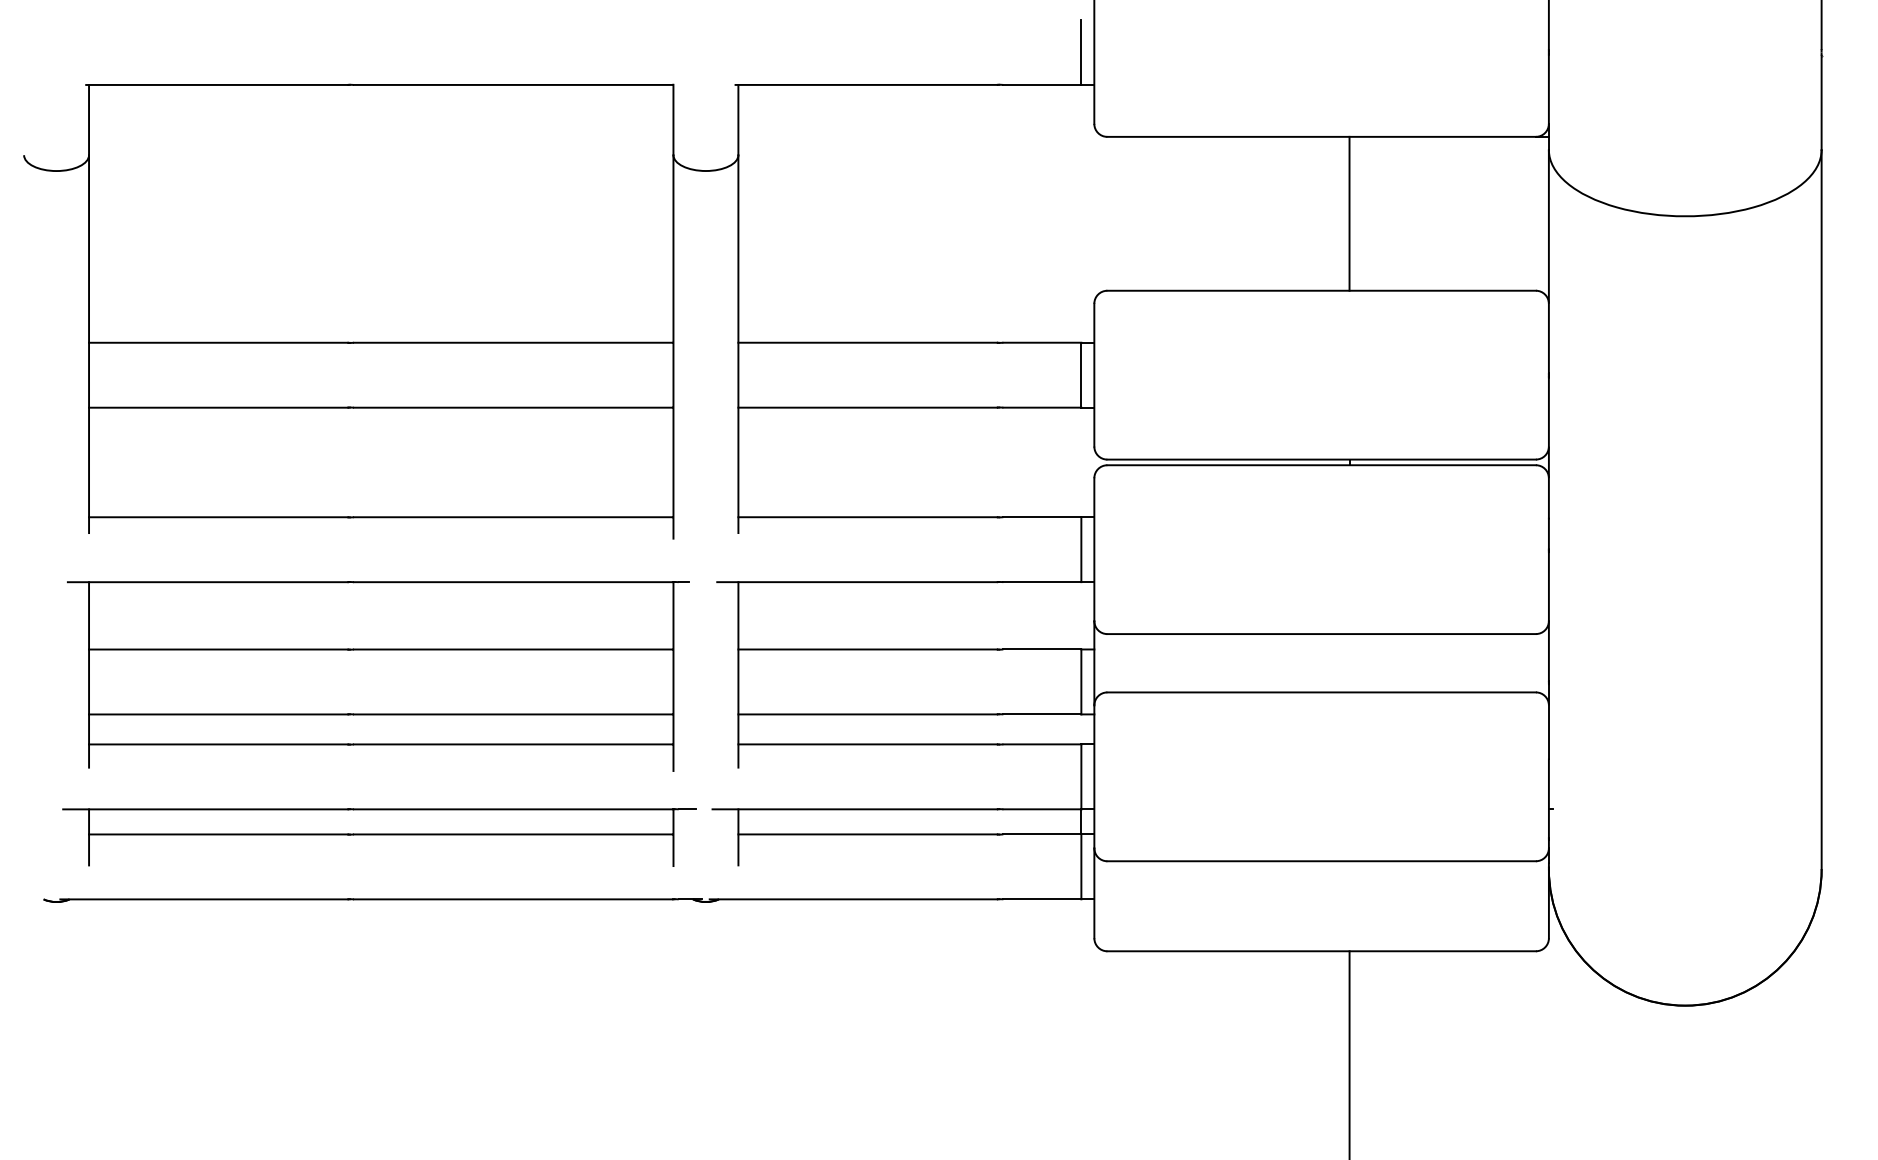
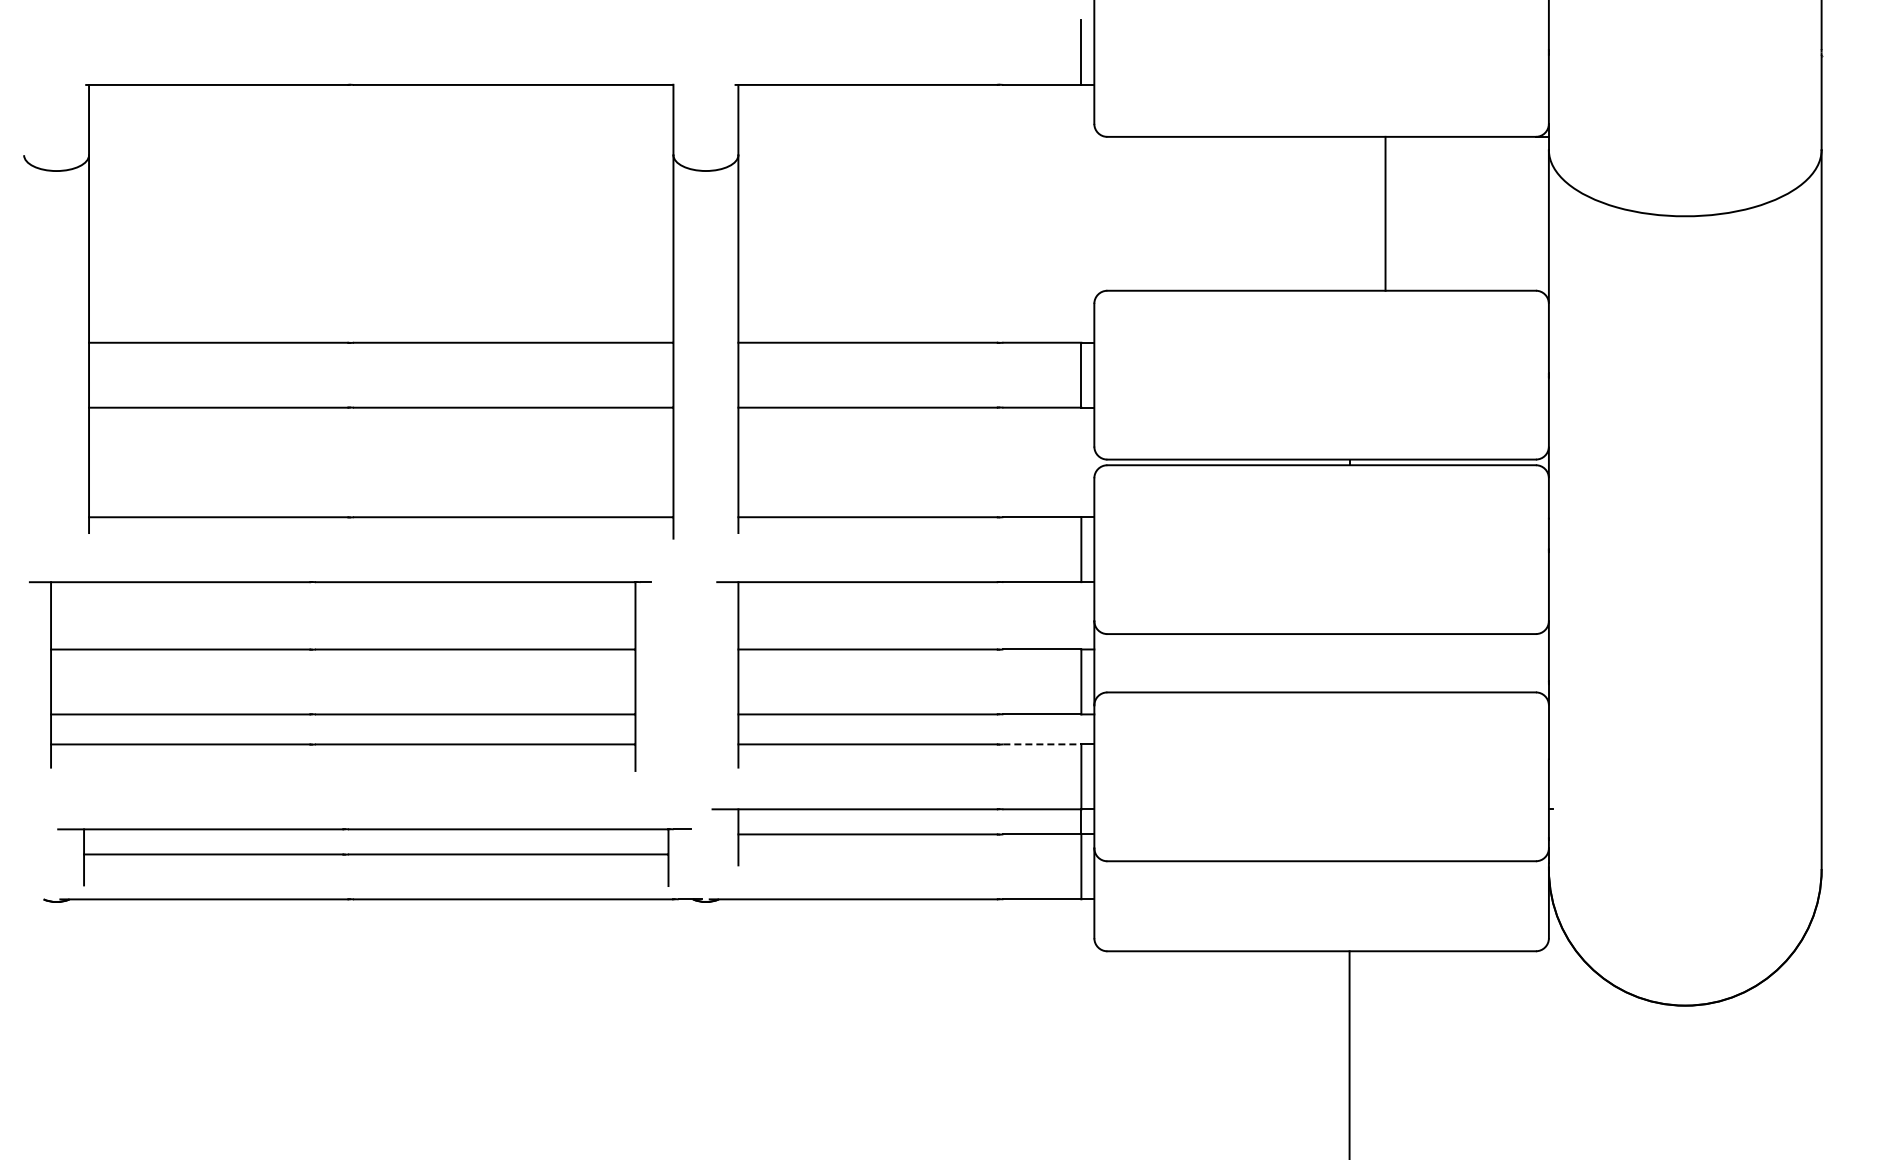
line position: (1349, 213) -> (1385, 213) (1385, 213)
part position: (378, 676) -> (340, 676) (340, 676)
line: solid -> dashed (1042, 744)
part position: (379, 837) -> (374, 857) (374, 857)
